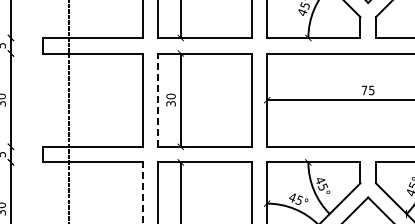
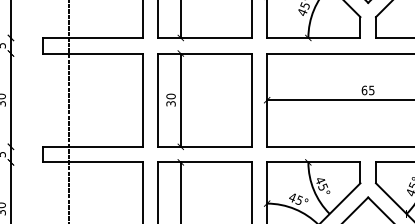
text: 75 -> 65 (364, 90)
line: dashed -> solid (158, 100)
line: dashed -> solid (142, 193)
